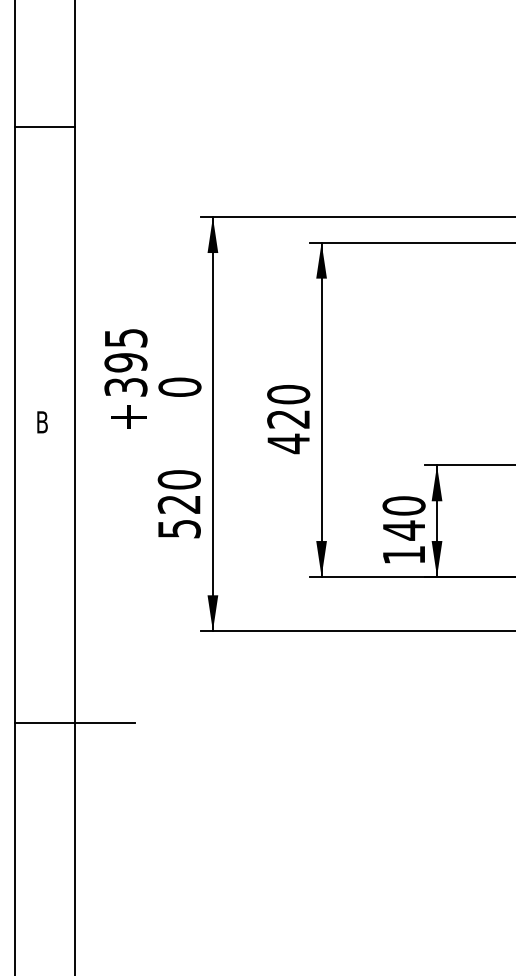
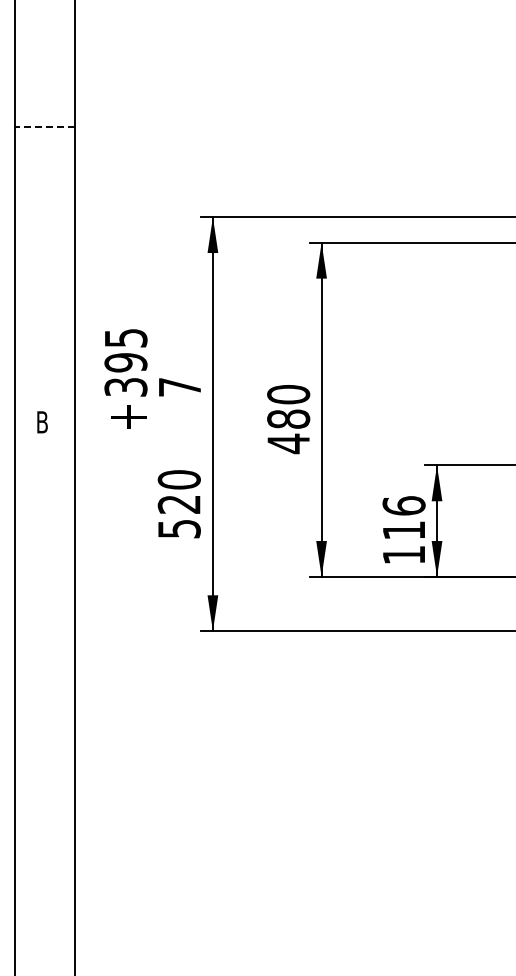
line: solid -> dashed (45, 127)
text: 0 -> 7 (179, 386)
text: 420 -> 480 (288, 418)
text: 140 -> 116 (403, 518)
line: present -> none (74, 723)
